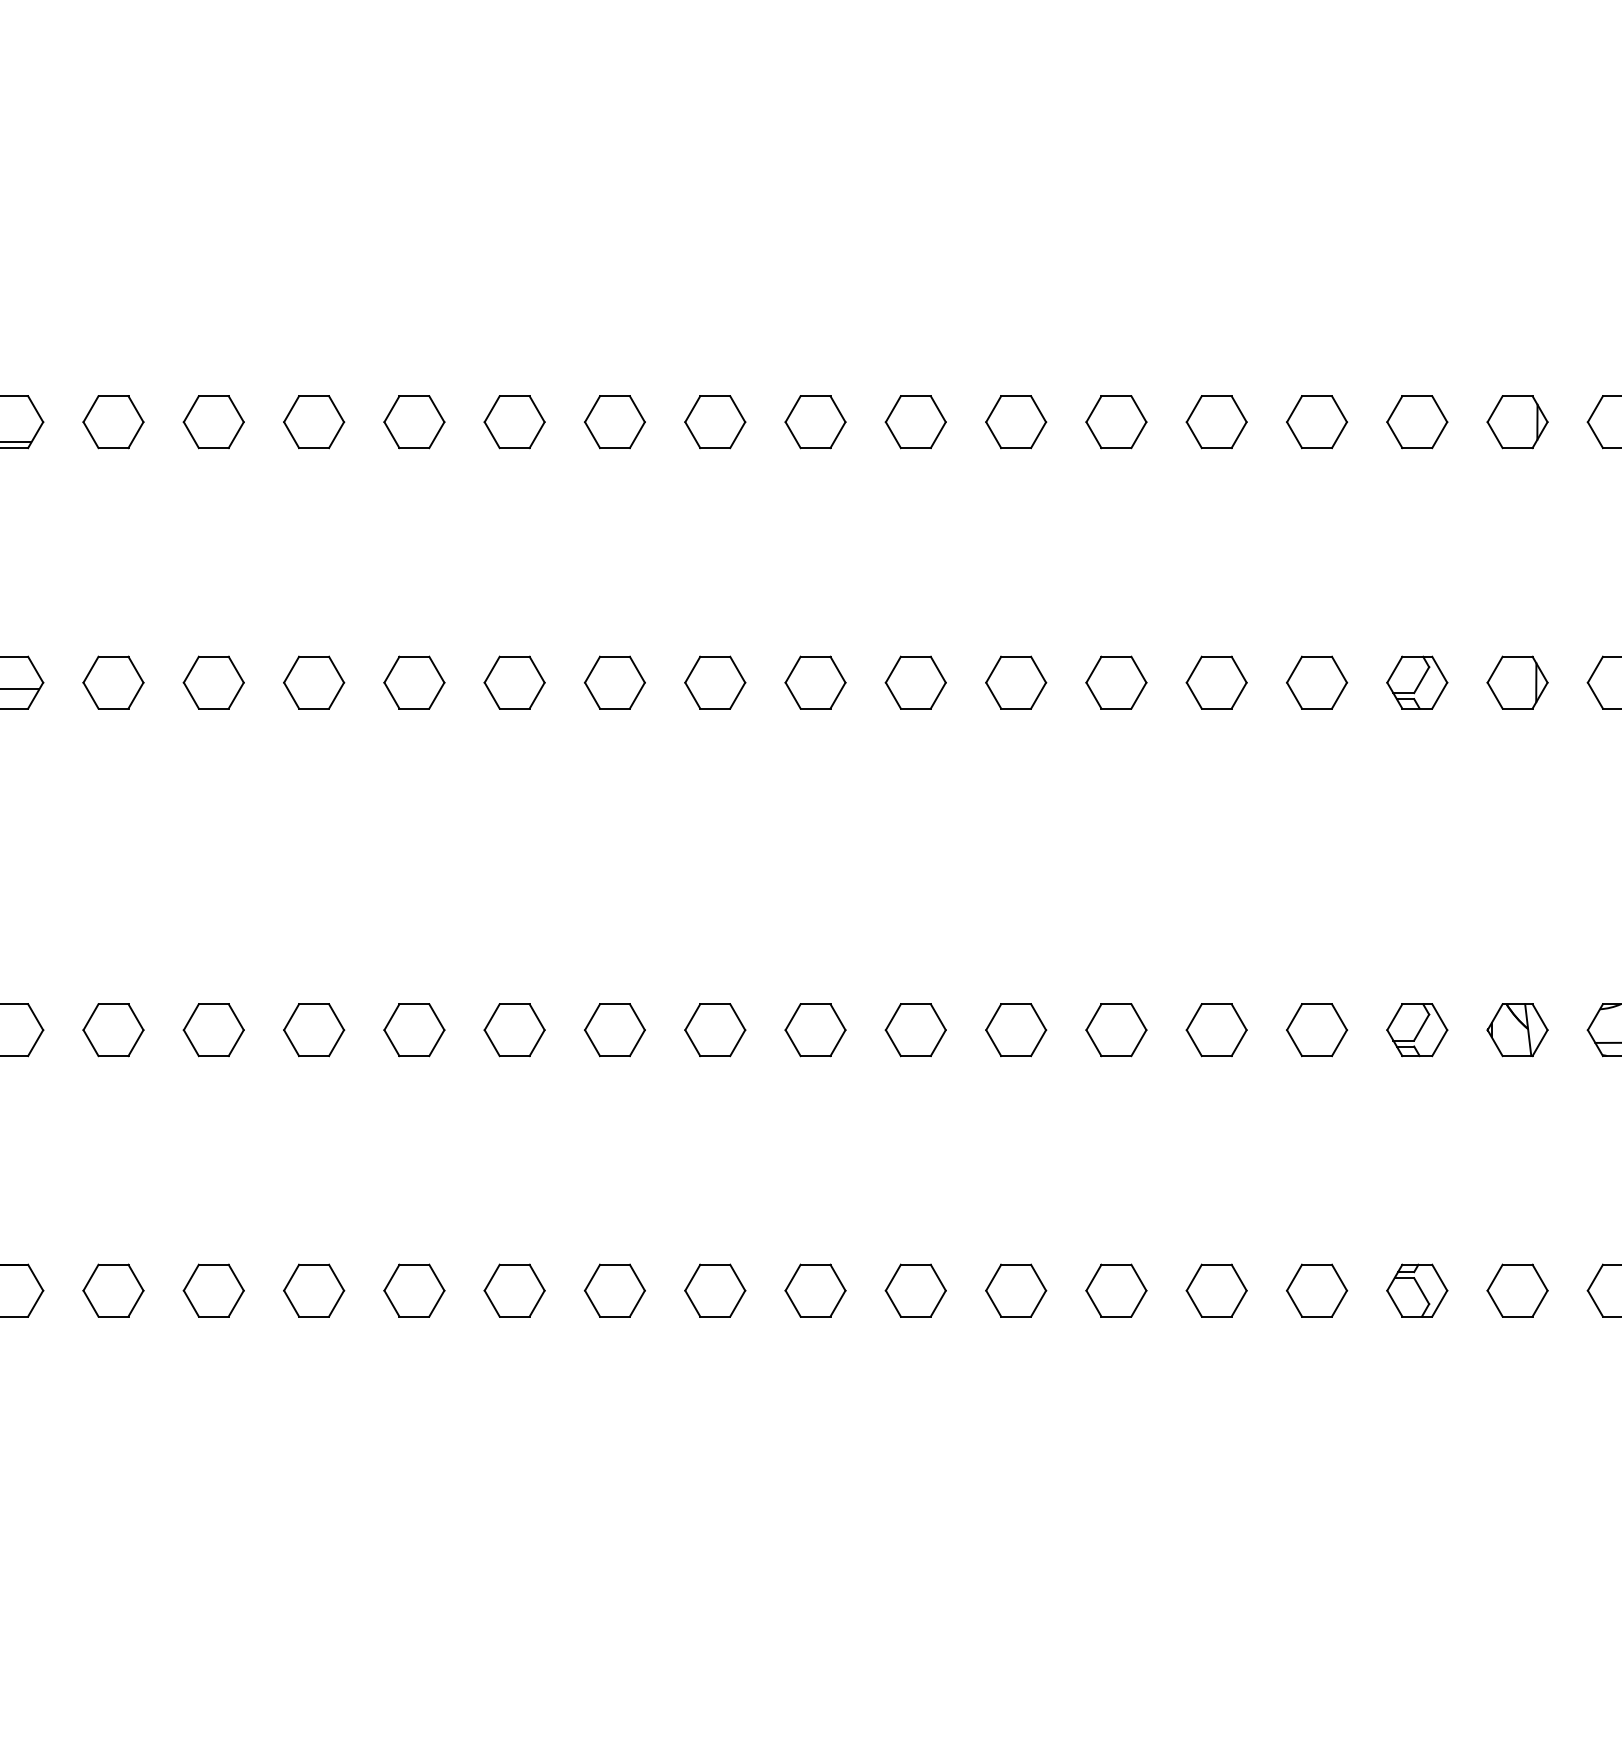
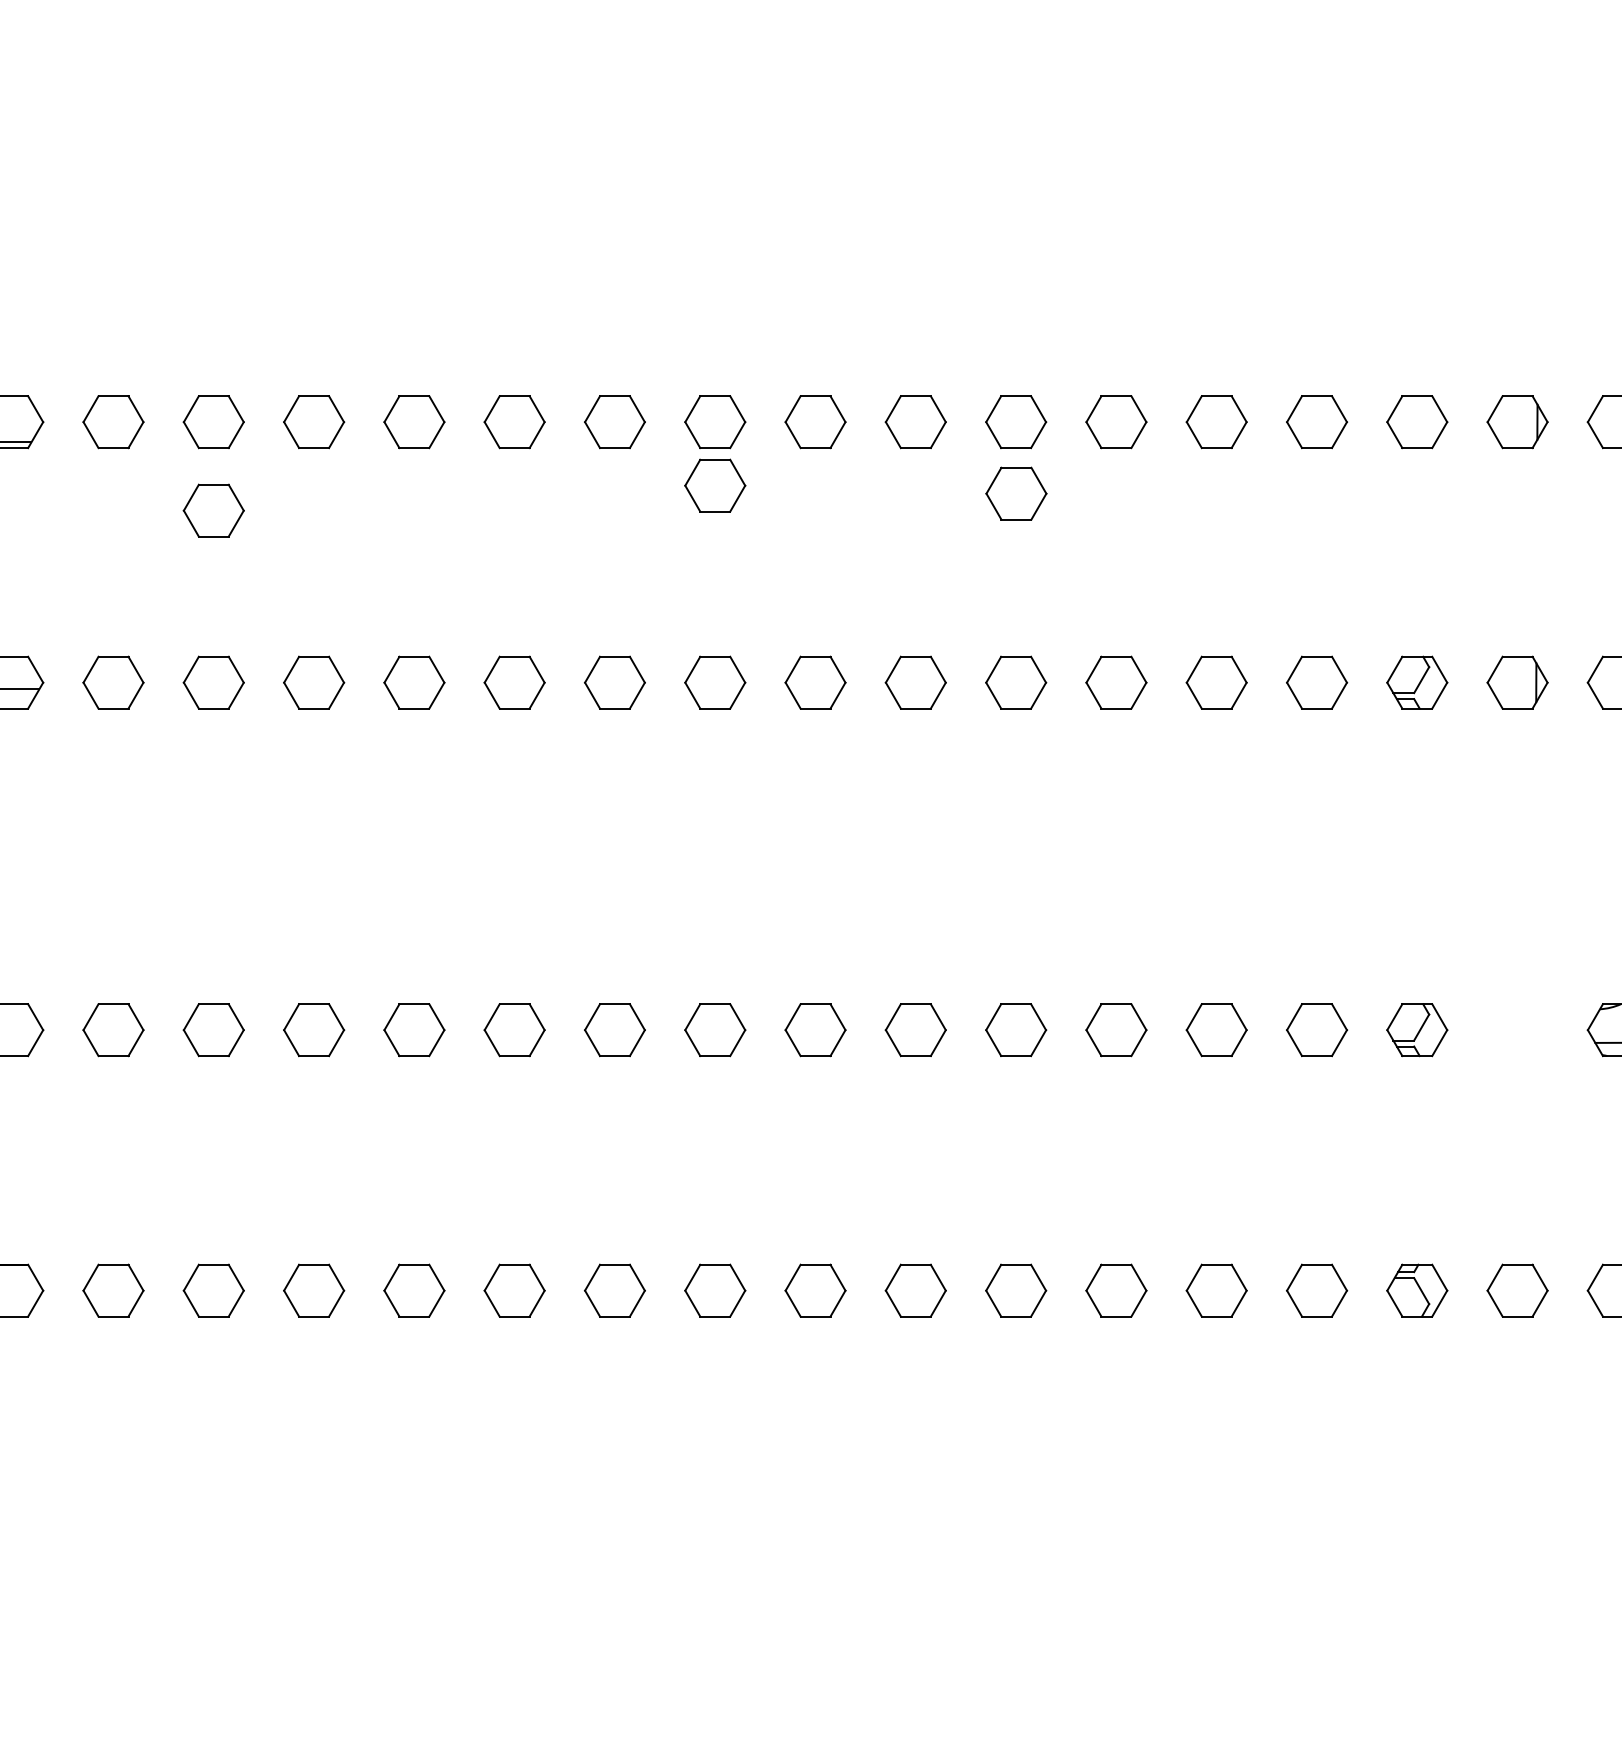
part: none -> present (715, 485)
part: none -> present (1016, 493)
part: none -> present (213, 510)
part: present -> none (1517, 1030)
